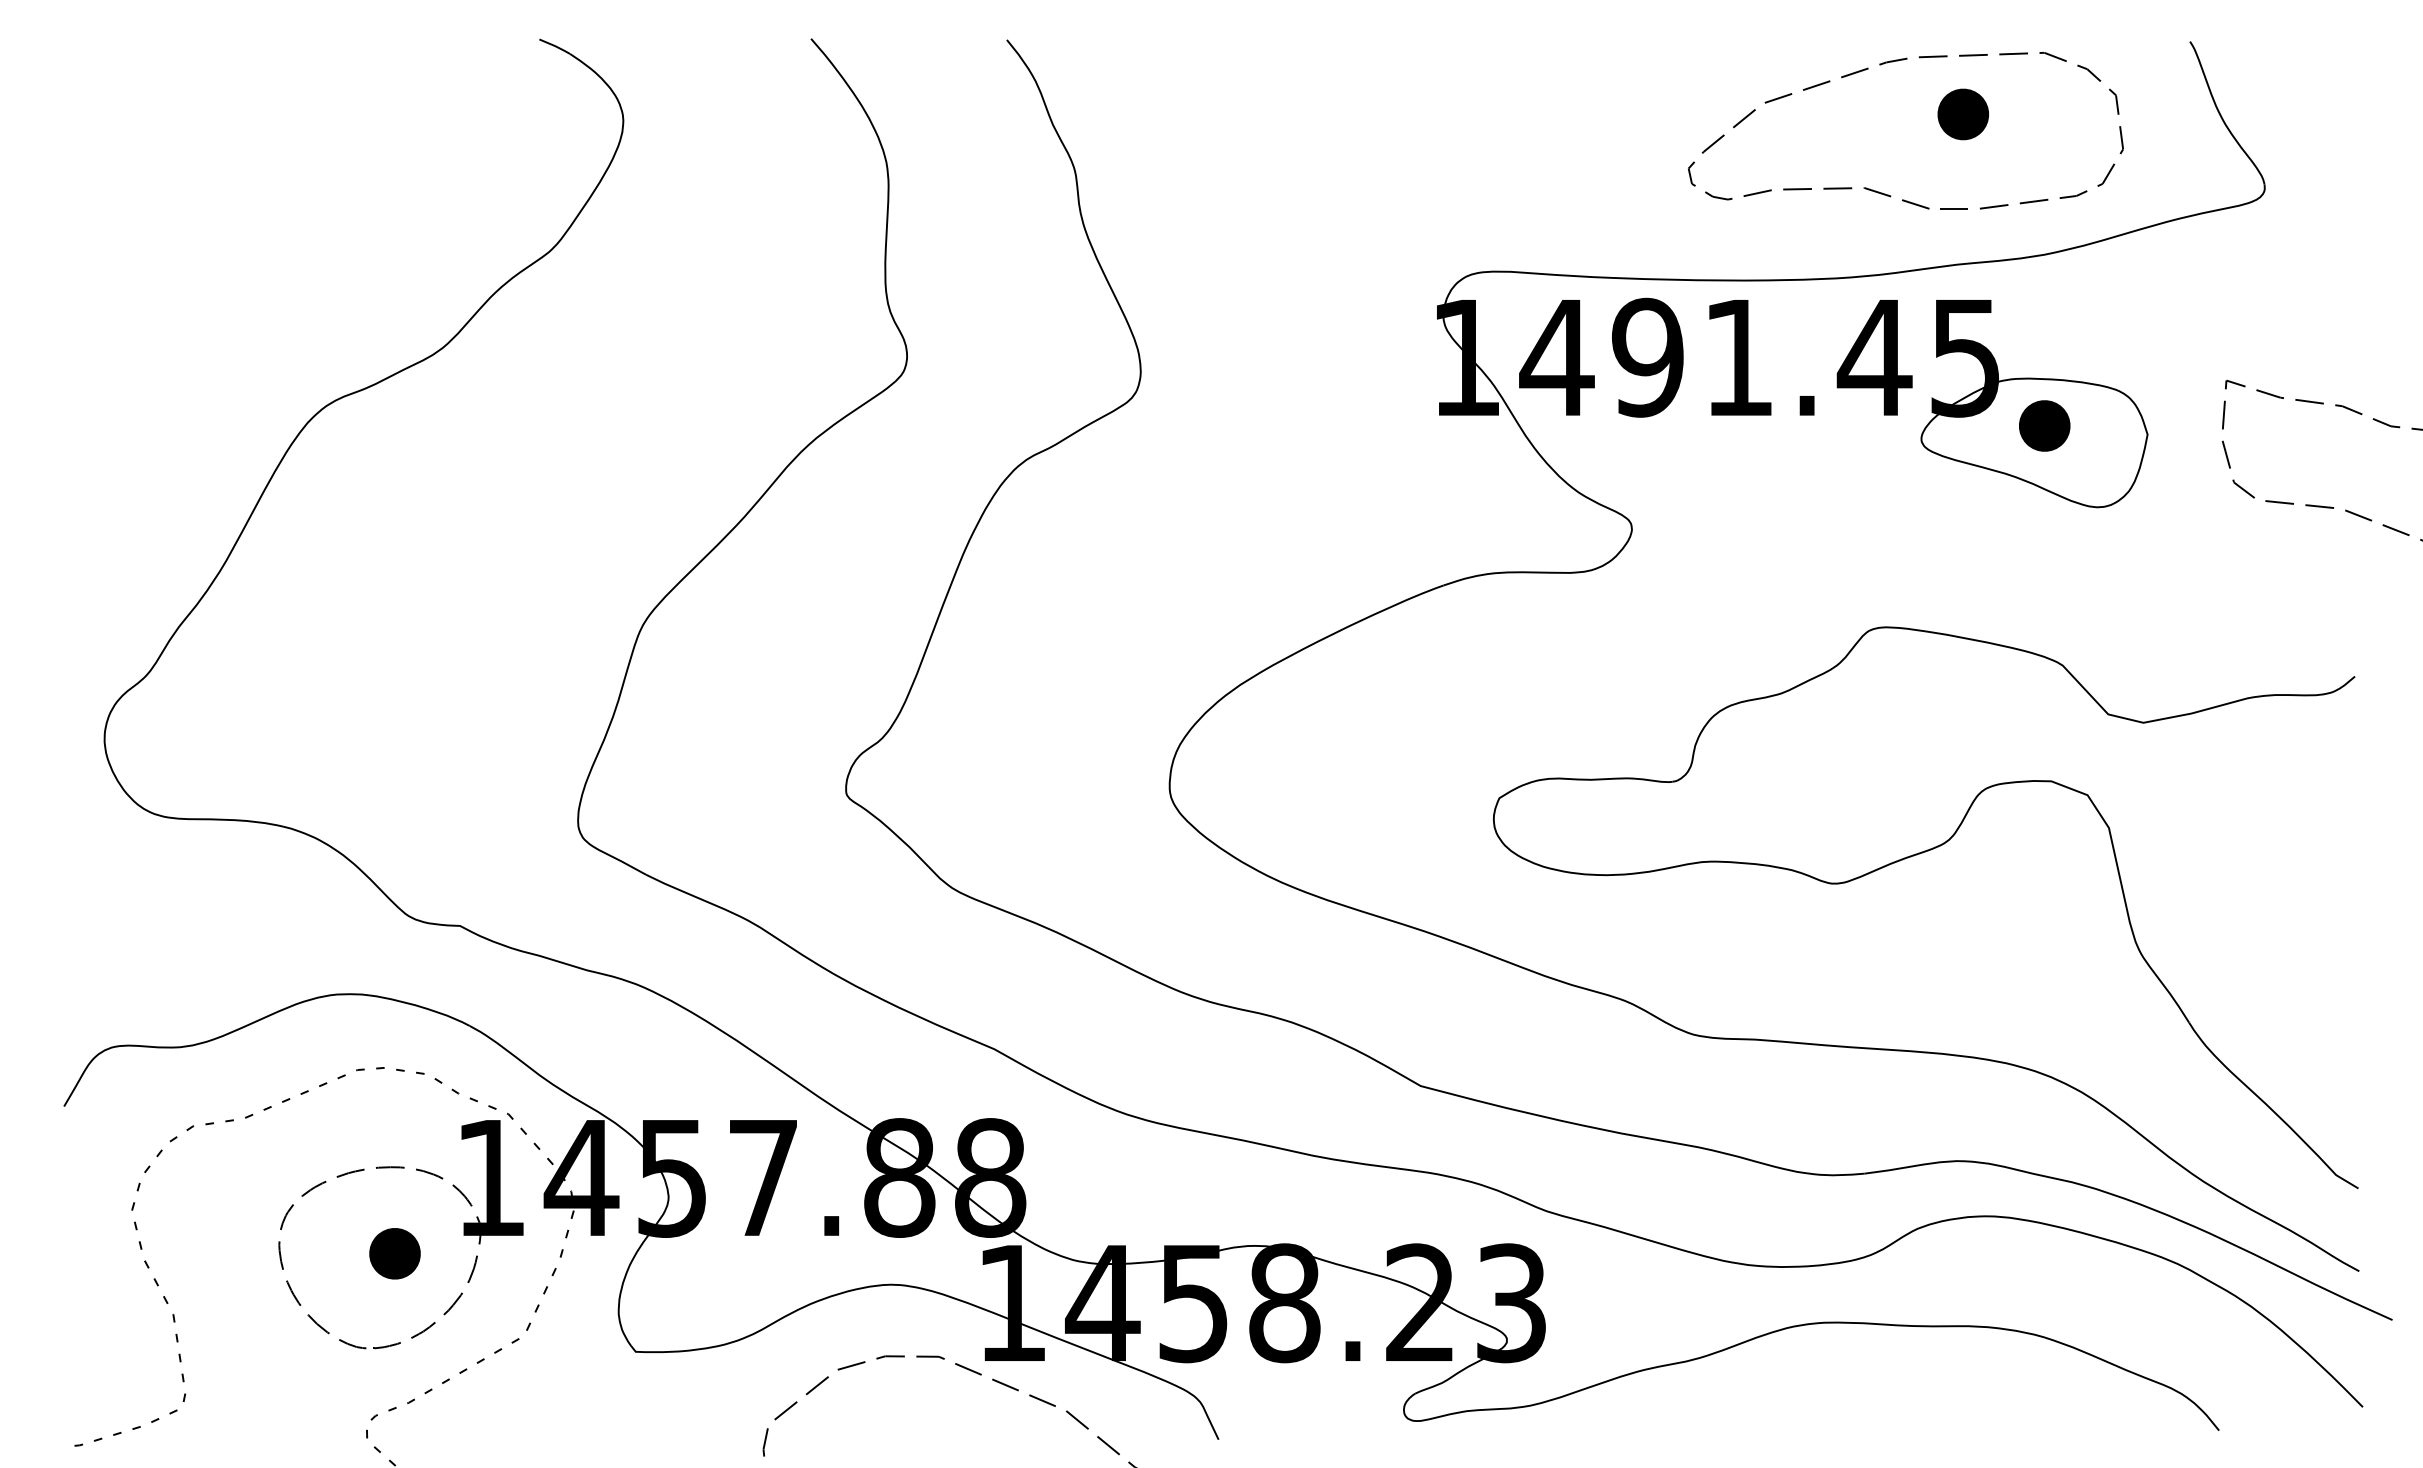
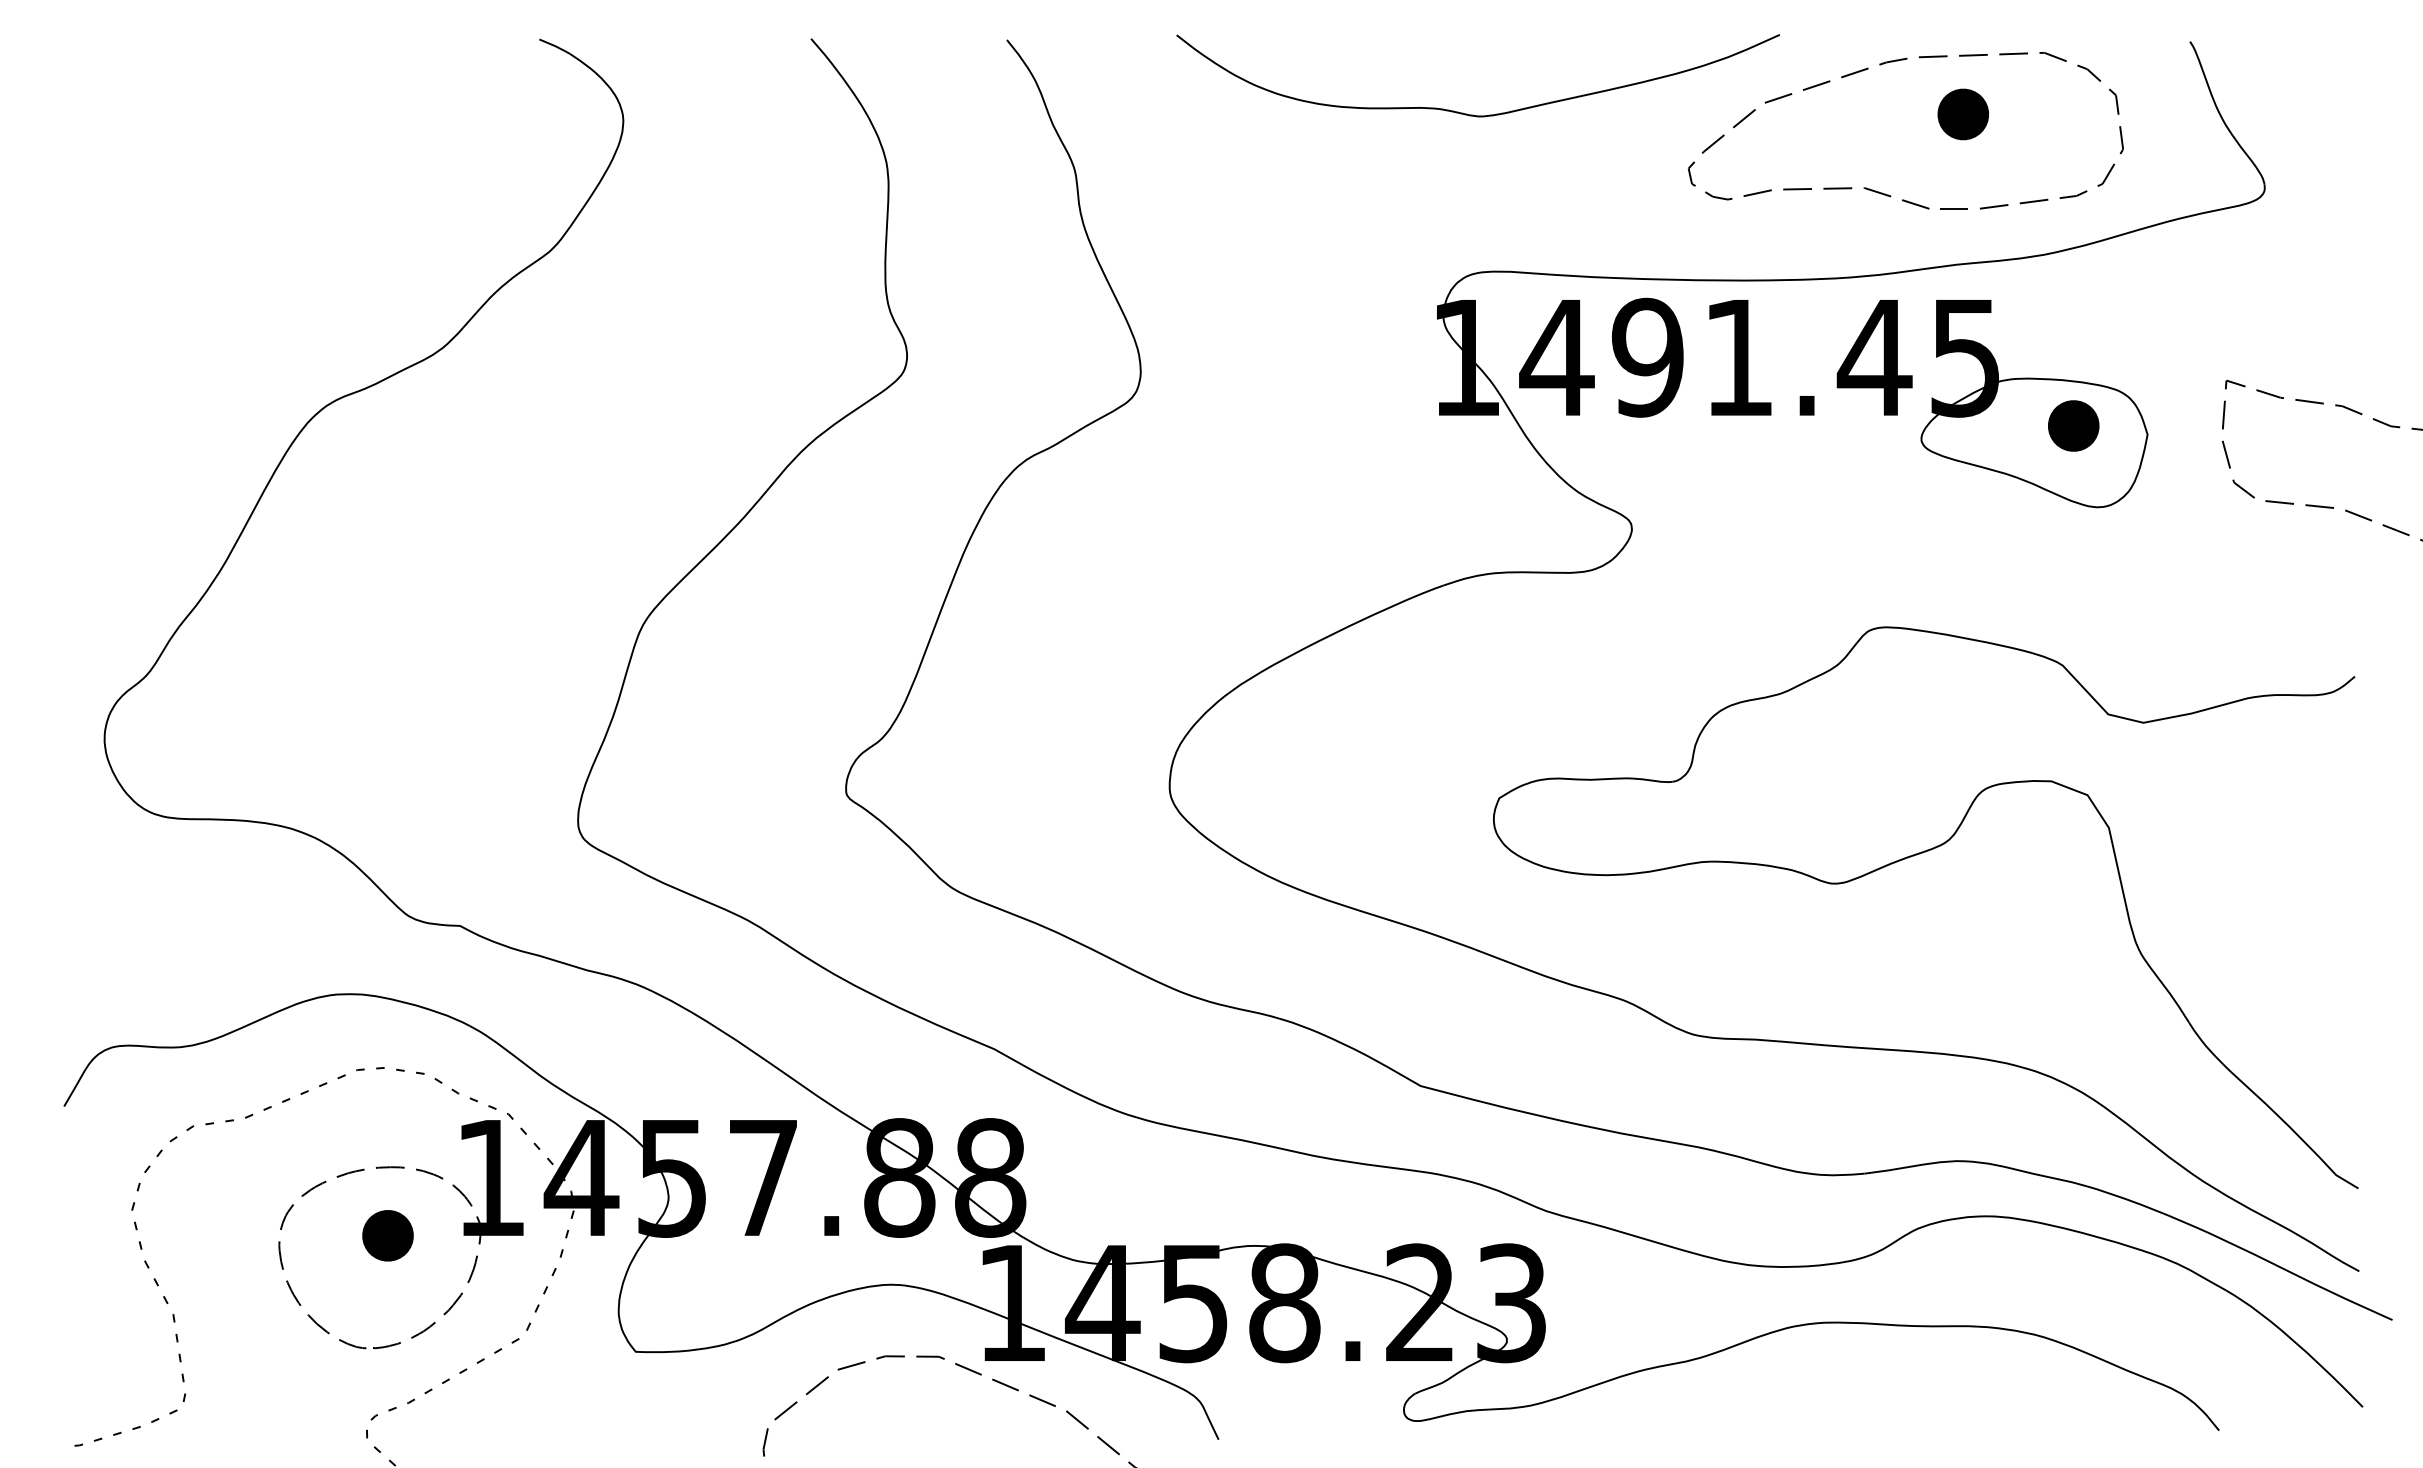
curve: none -> present (1473, 114)
part position: (2044, 425) -> (2073, 425) (2073, 425)
part position: (394, 1253) -> (387, 1235) (387, 1235)
